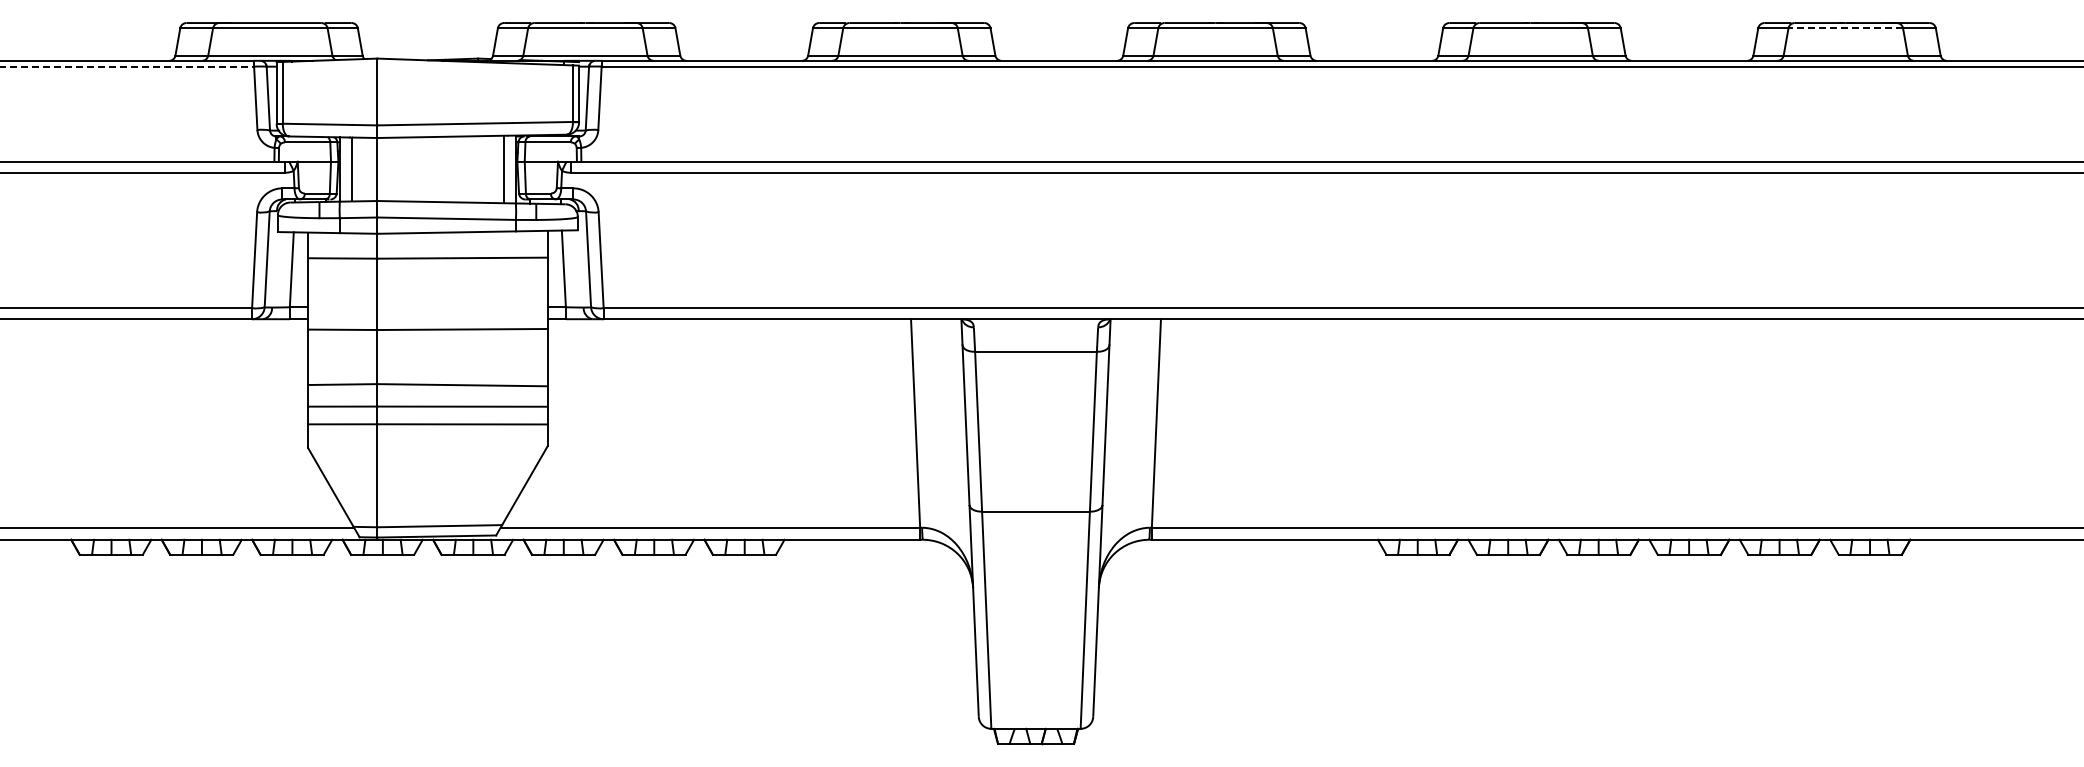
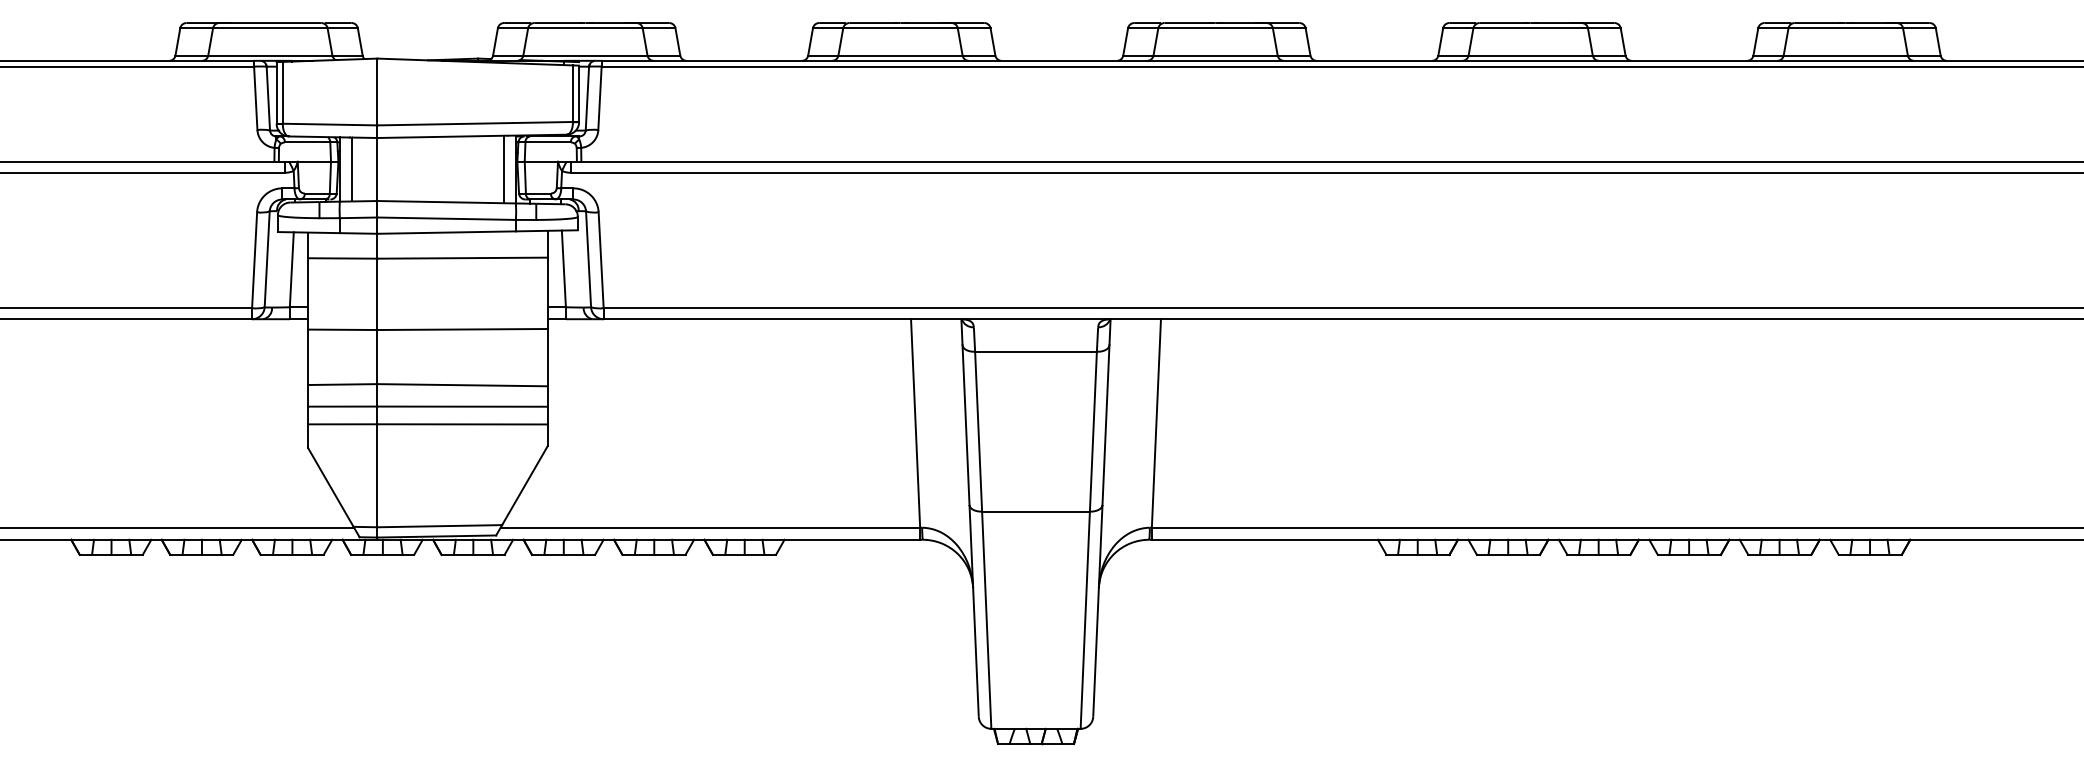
line: dashed -> solid (1845, 28)
line: dashed -> solid (127, 66)
